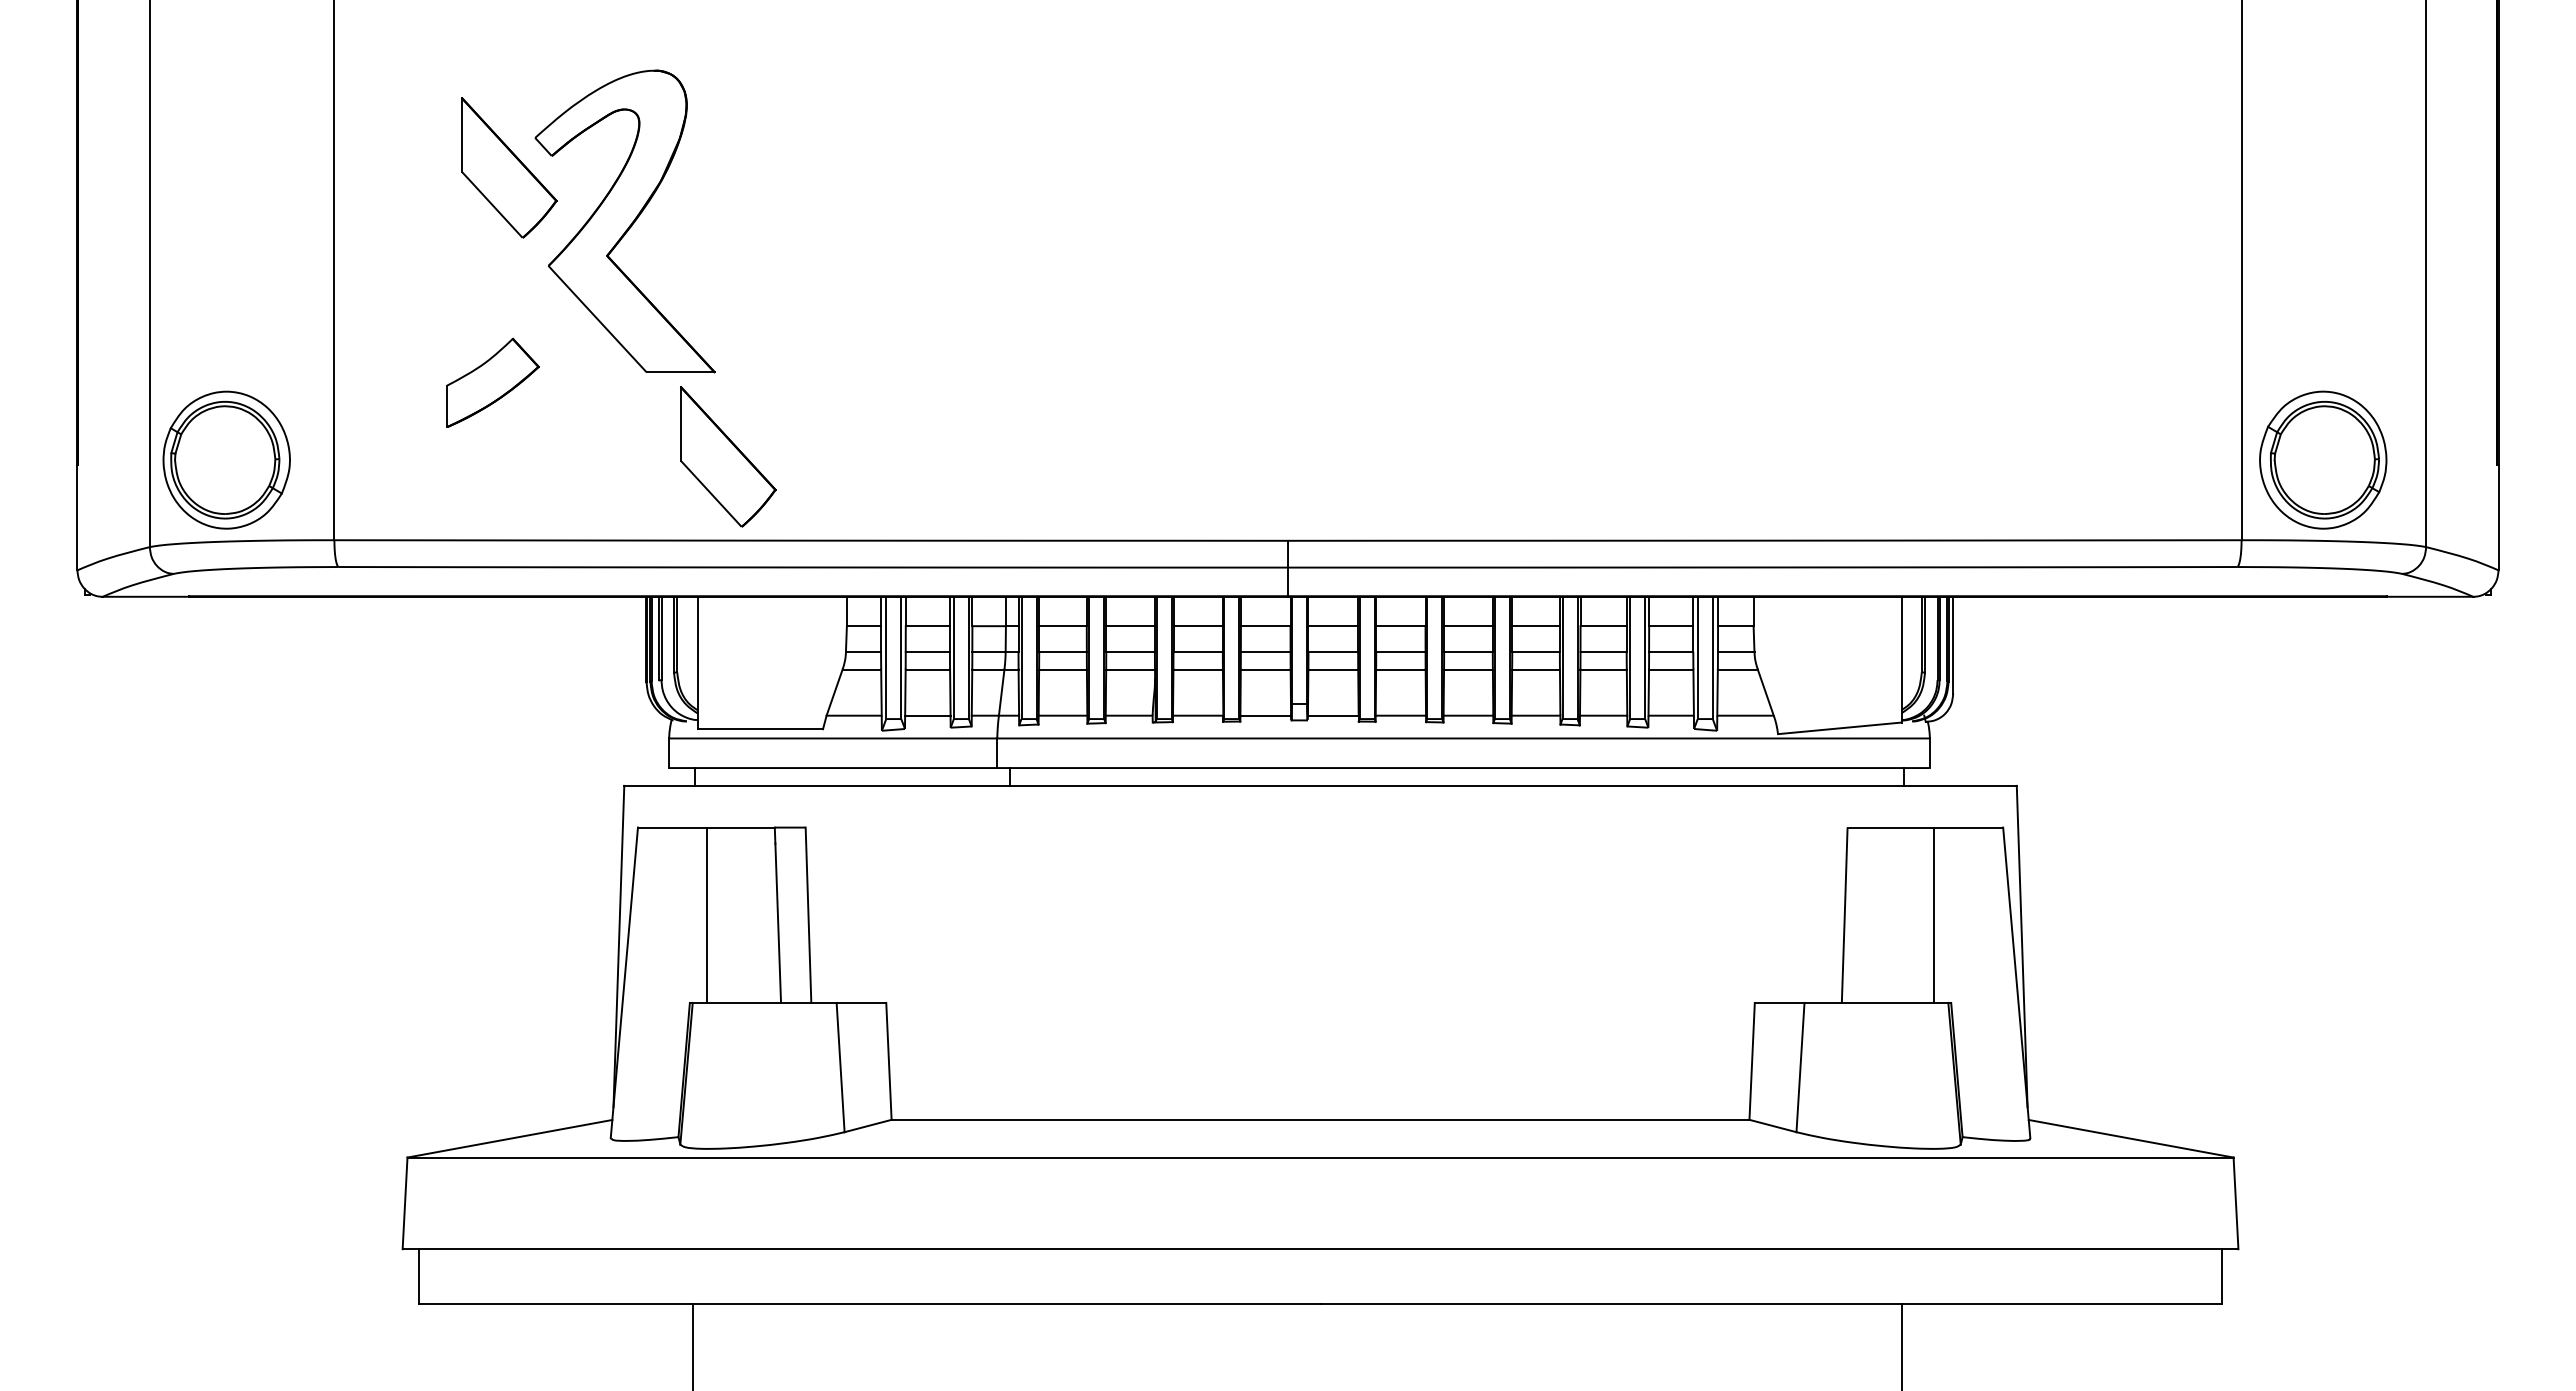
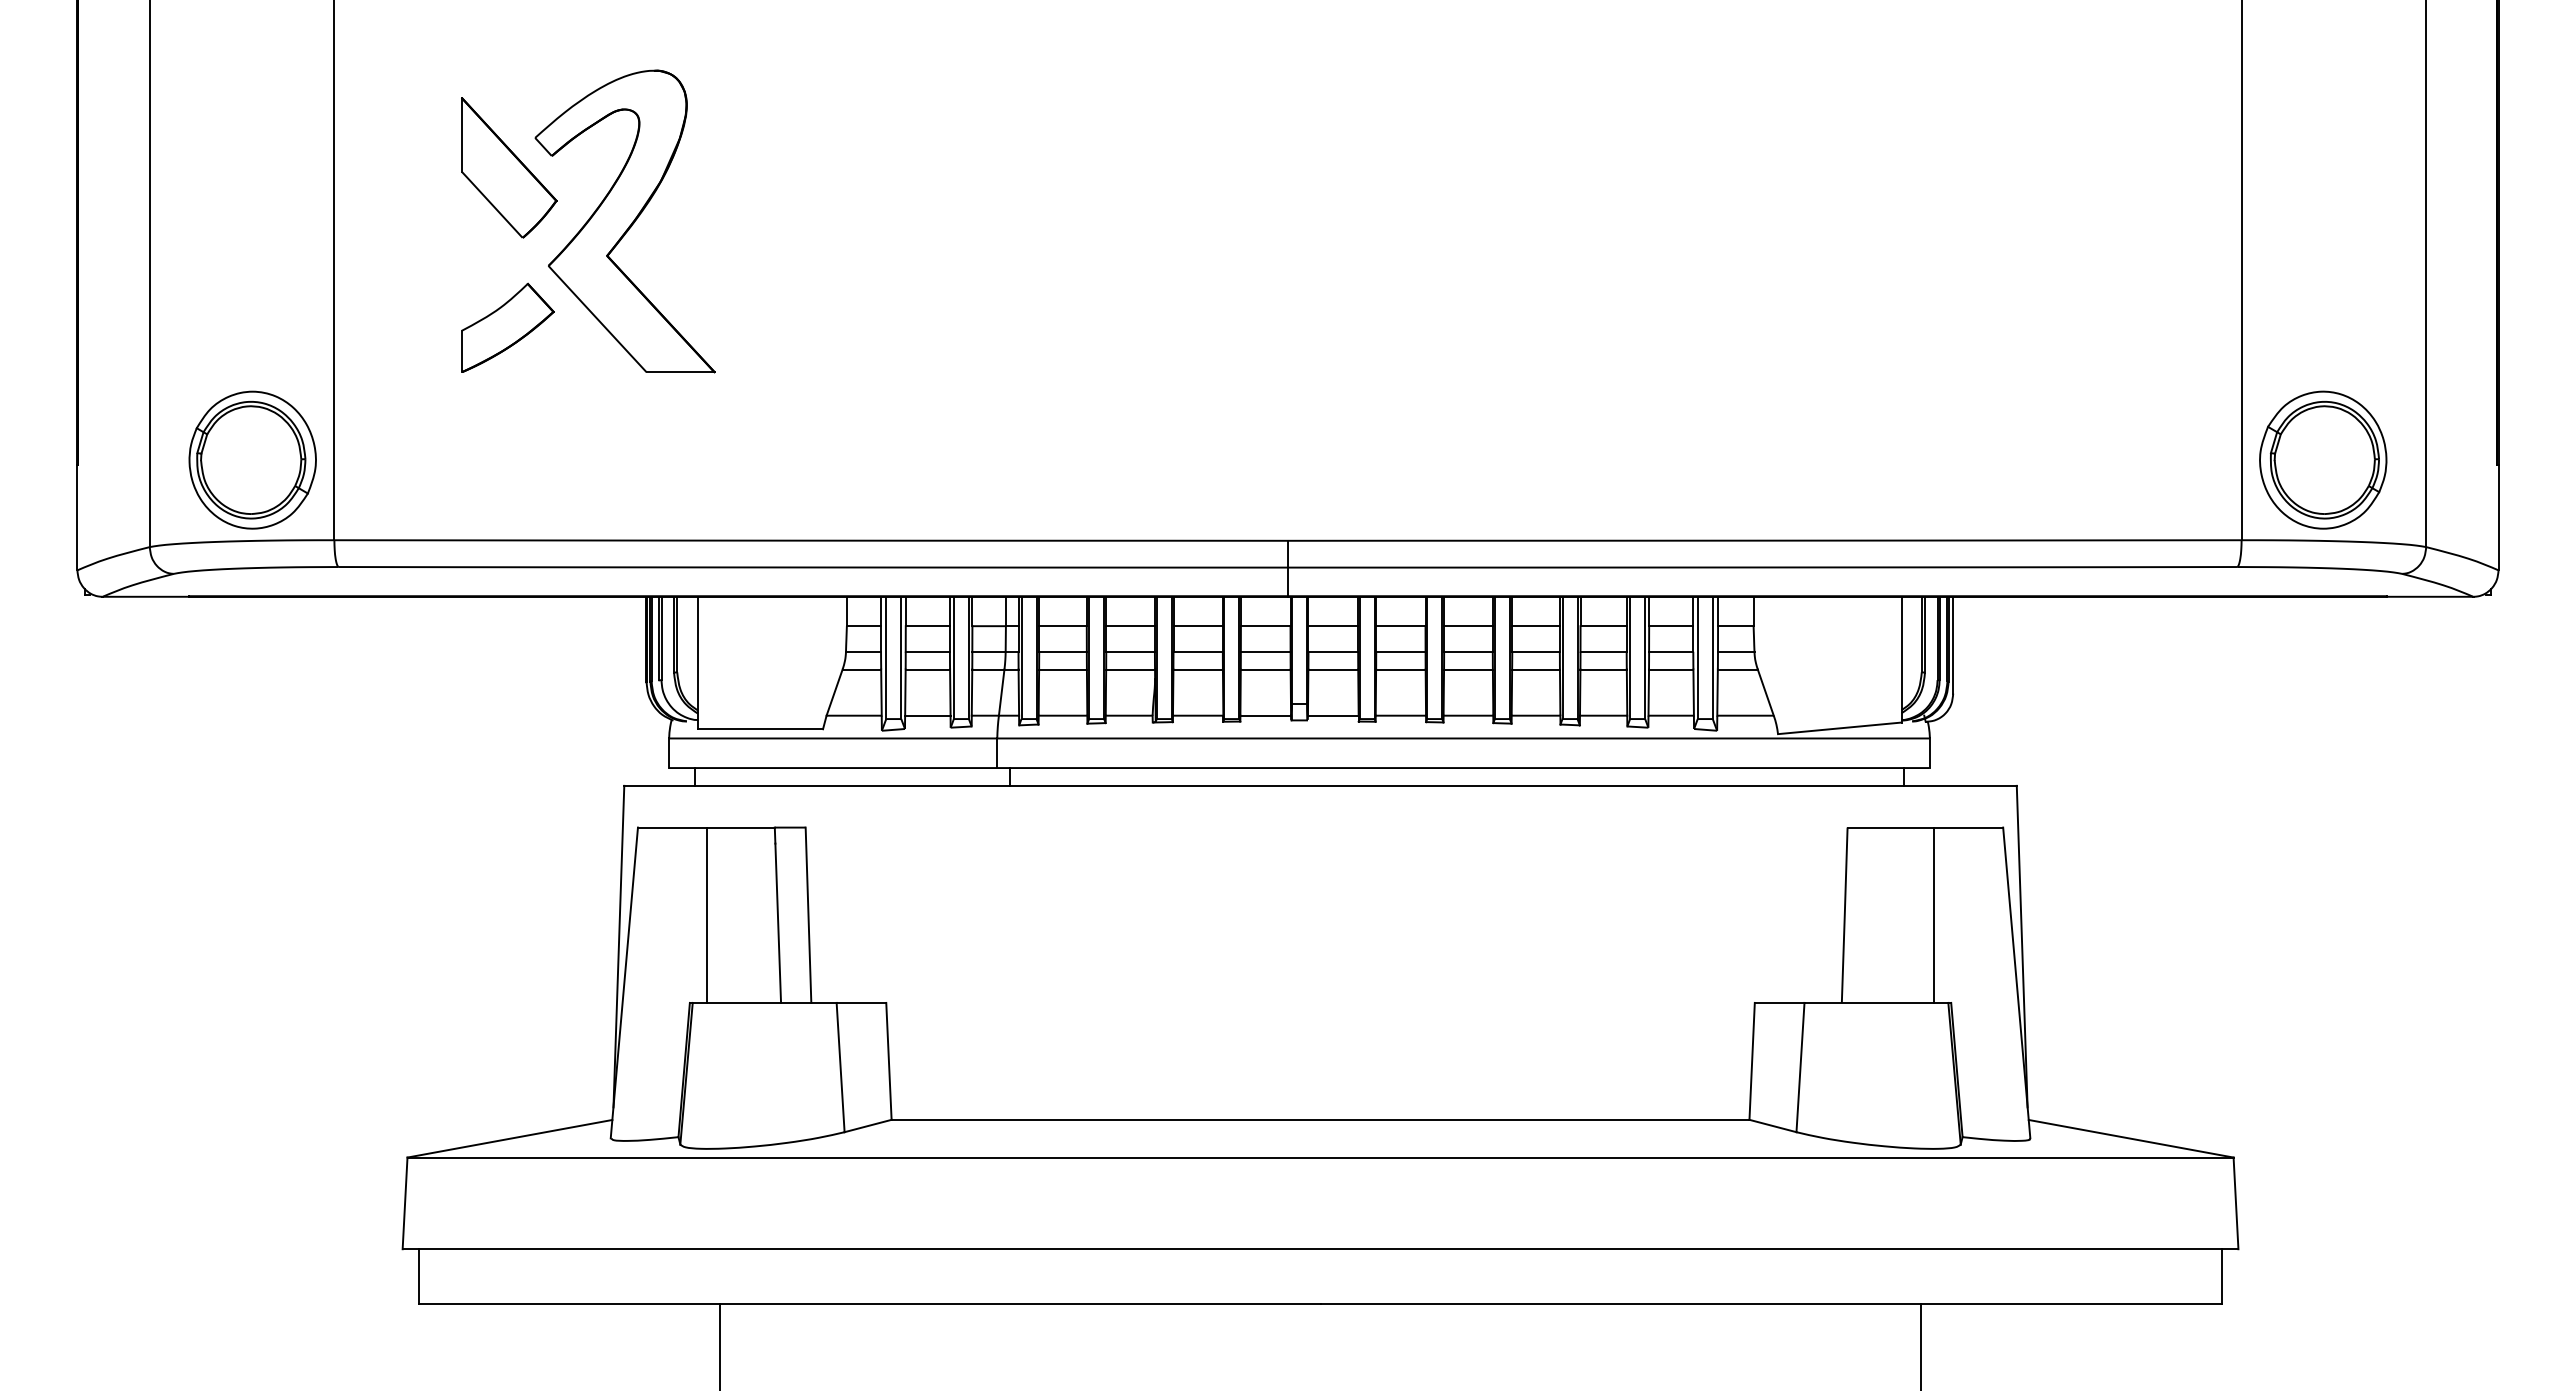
part position: (492, 382) -> (507, 327) (507, 327)
part: present -> none (728, 456)
part position: (226, 459) -> (252, 459) (252, 459)
line position: (693, 1345) -> (720, 1345) (720, 1345)
line position: (1901, 1345) -> (1920, 1345) (1920, 1345)
